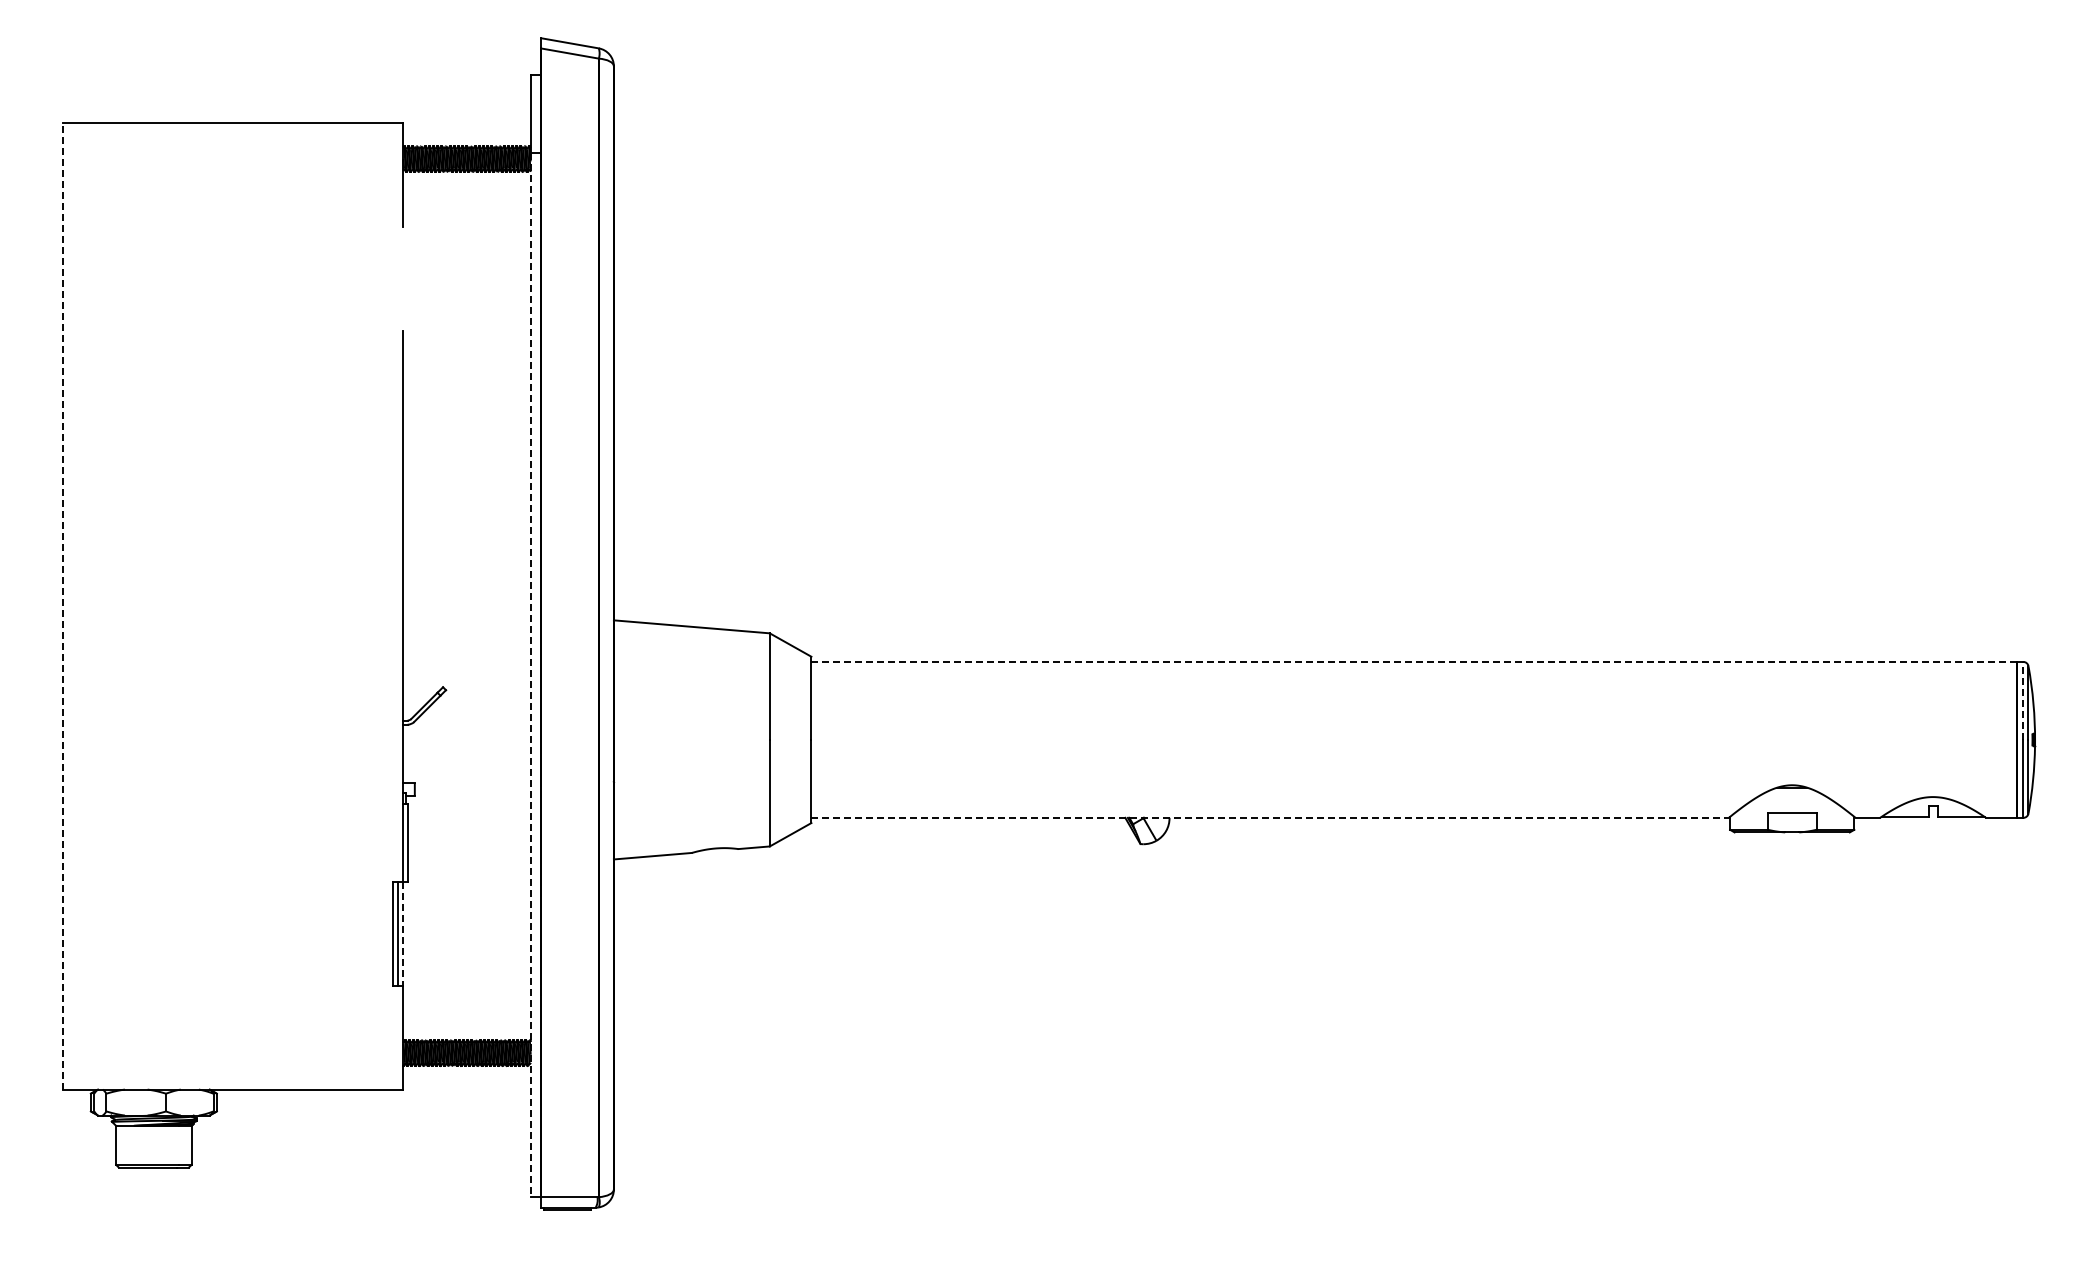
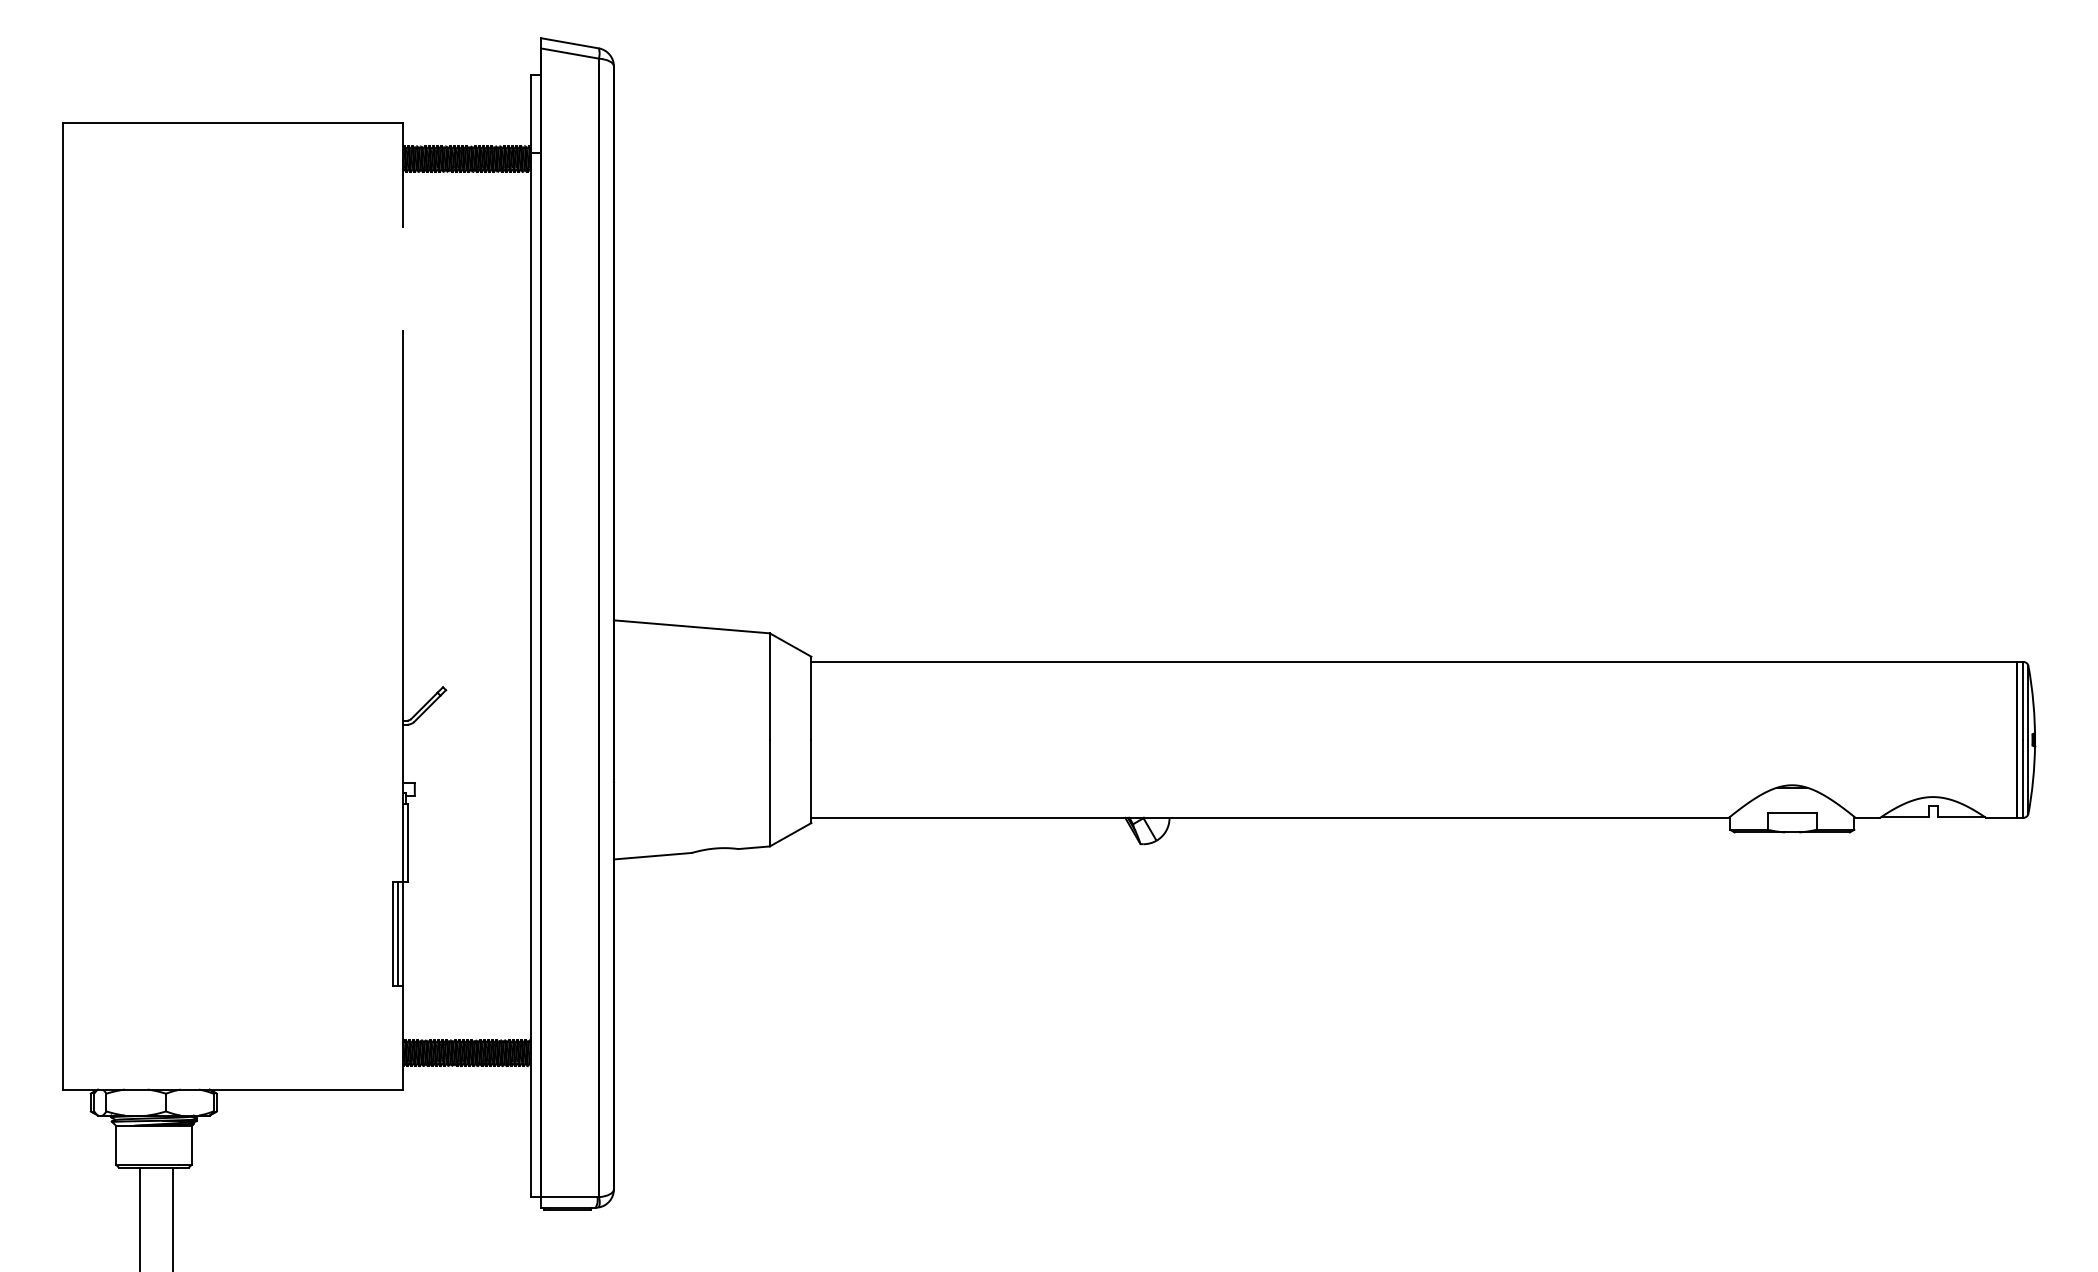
line: dashed -> solid (62, 605)
line: dashed -> solid (1414, 661)
line: dashed -> solid (530, 675)
line: dashed -> solid (2023, 700)
line: dashed -> solid (1270, 817)
line: dashed -> solid (403, 933)
line: none -> present (140, 1217)
line: none -> present (172, 1217)
